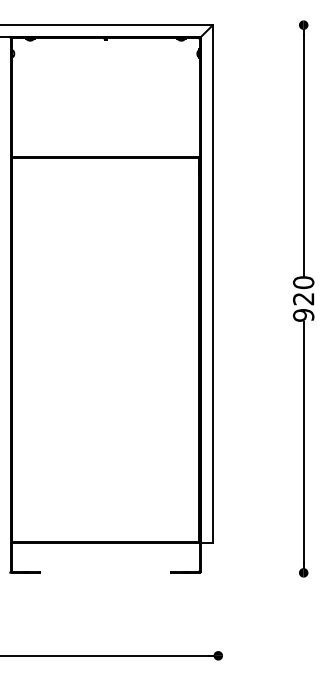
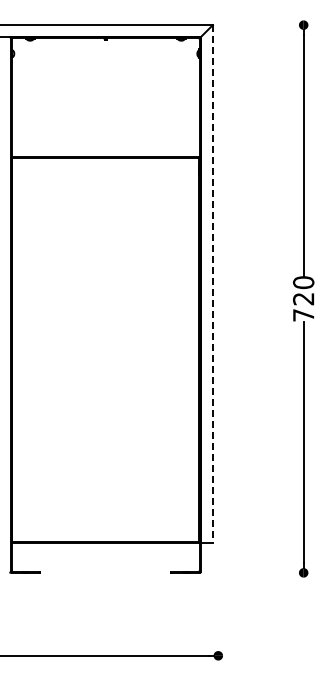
line: solid -> dashed (212, 284)
text: 920 -> 720 (303, 315)
